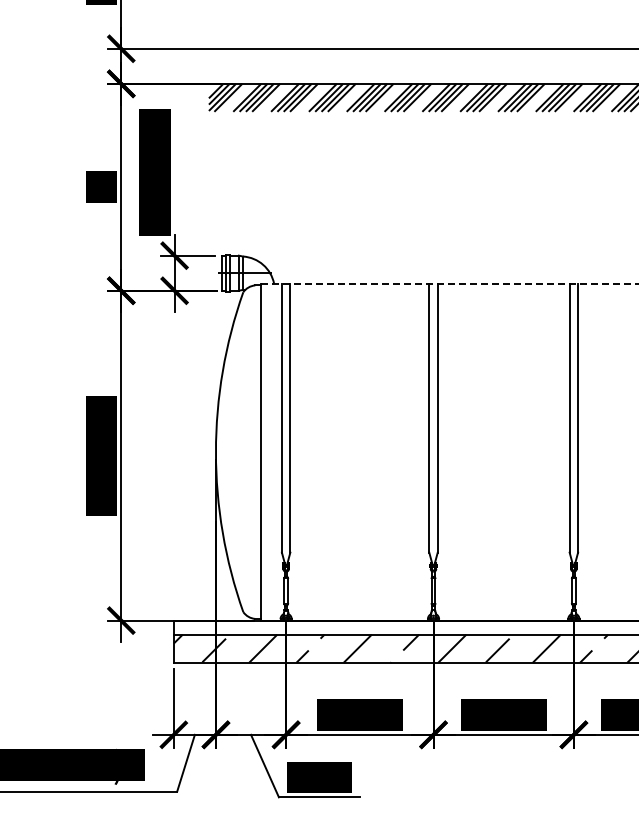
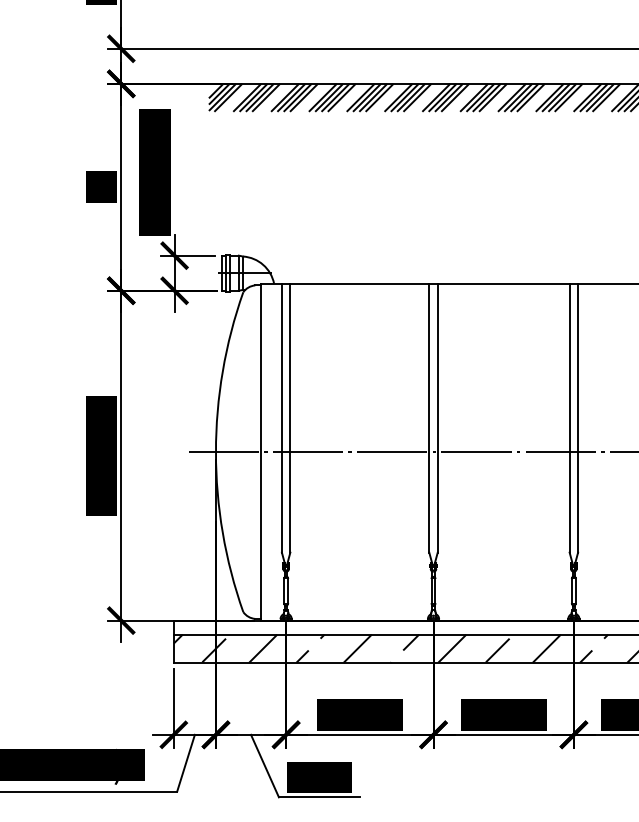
line: dashed -> solid (449, 283)
line: none -> present (411, 452)
